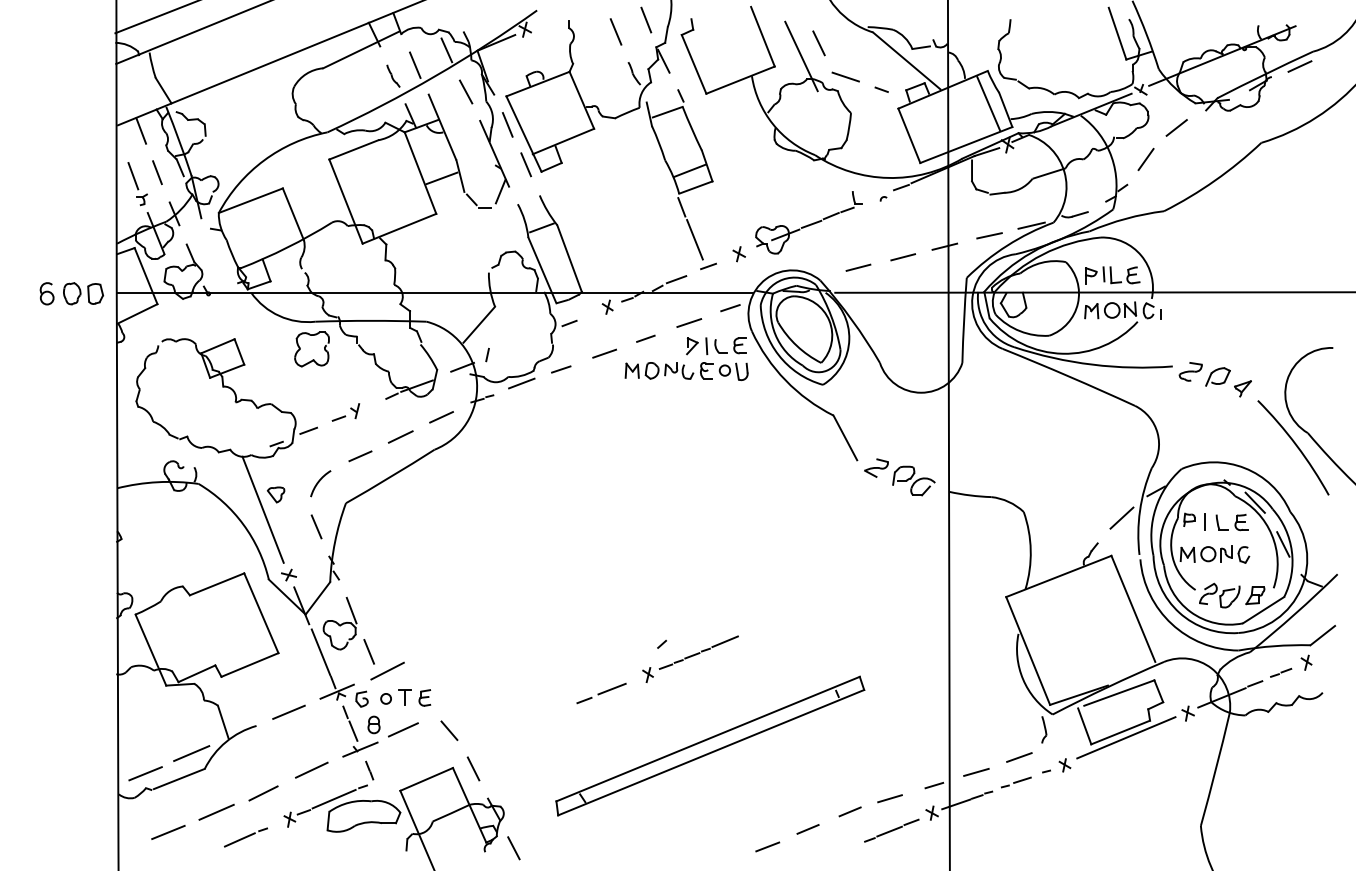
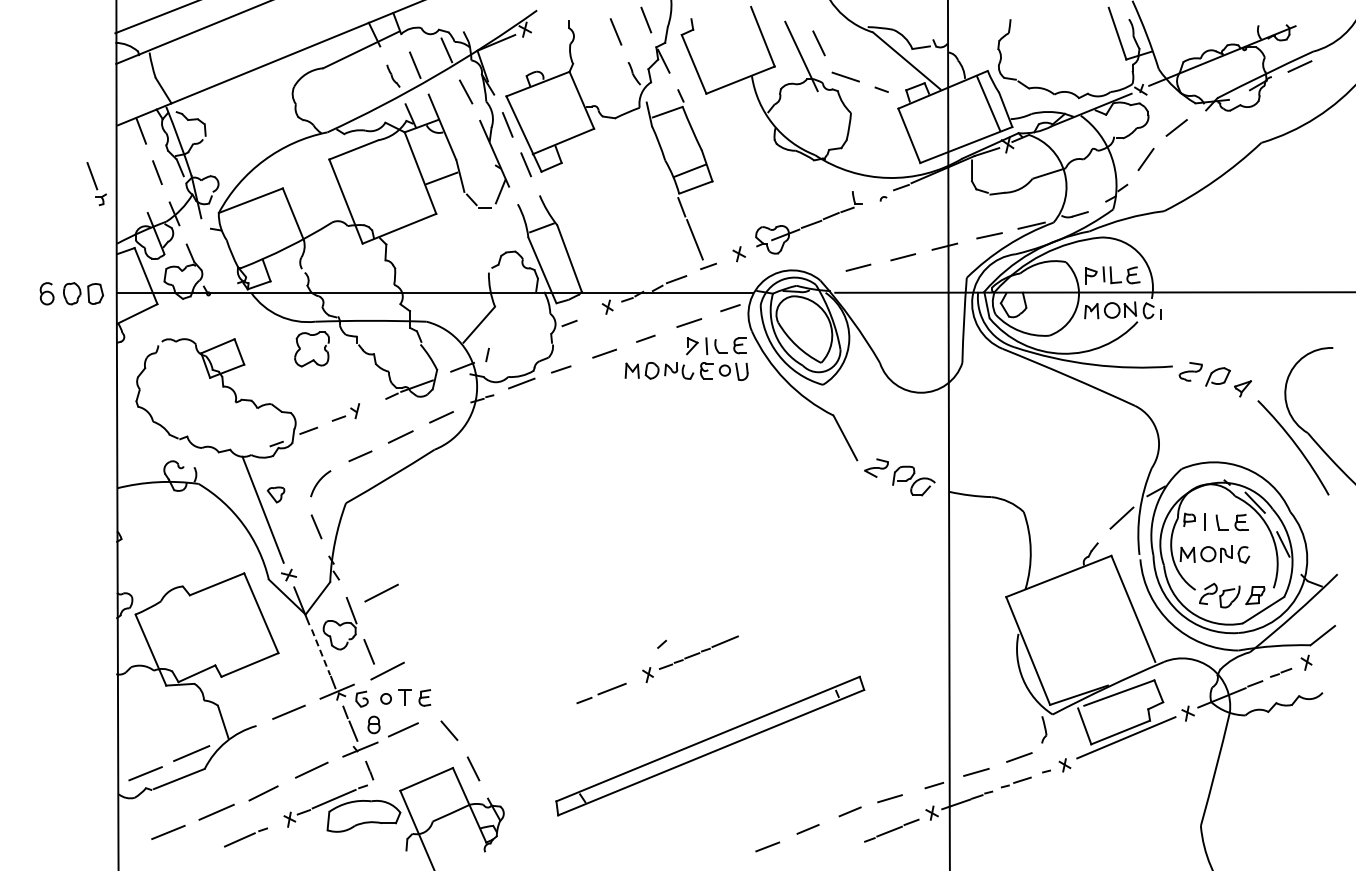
part position: (137, 184) -> (96, 184) (96, 184)
line: none -> present (381, 592)
line: solid -> dashed (321, 652)
line: present -> none (513, 848)
